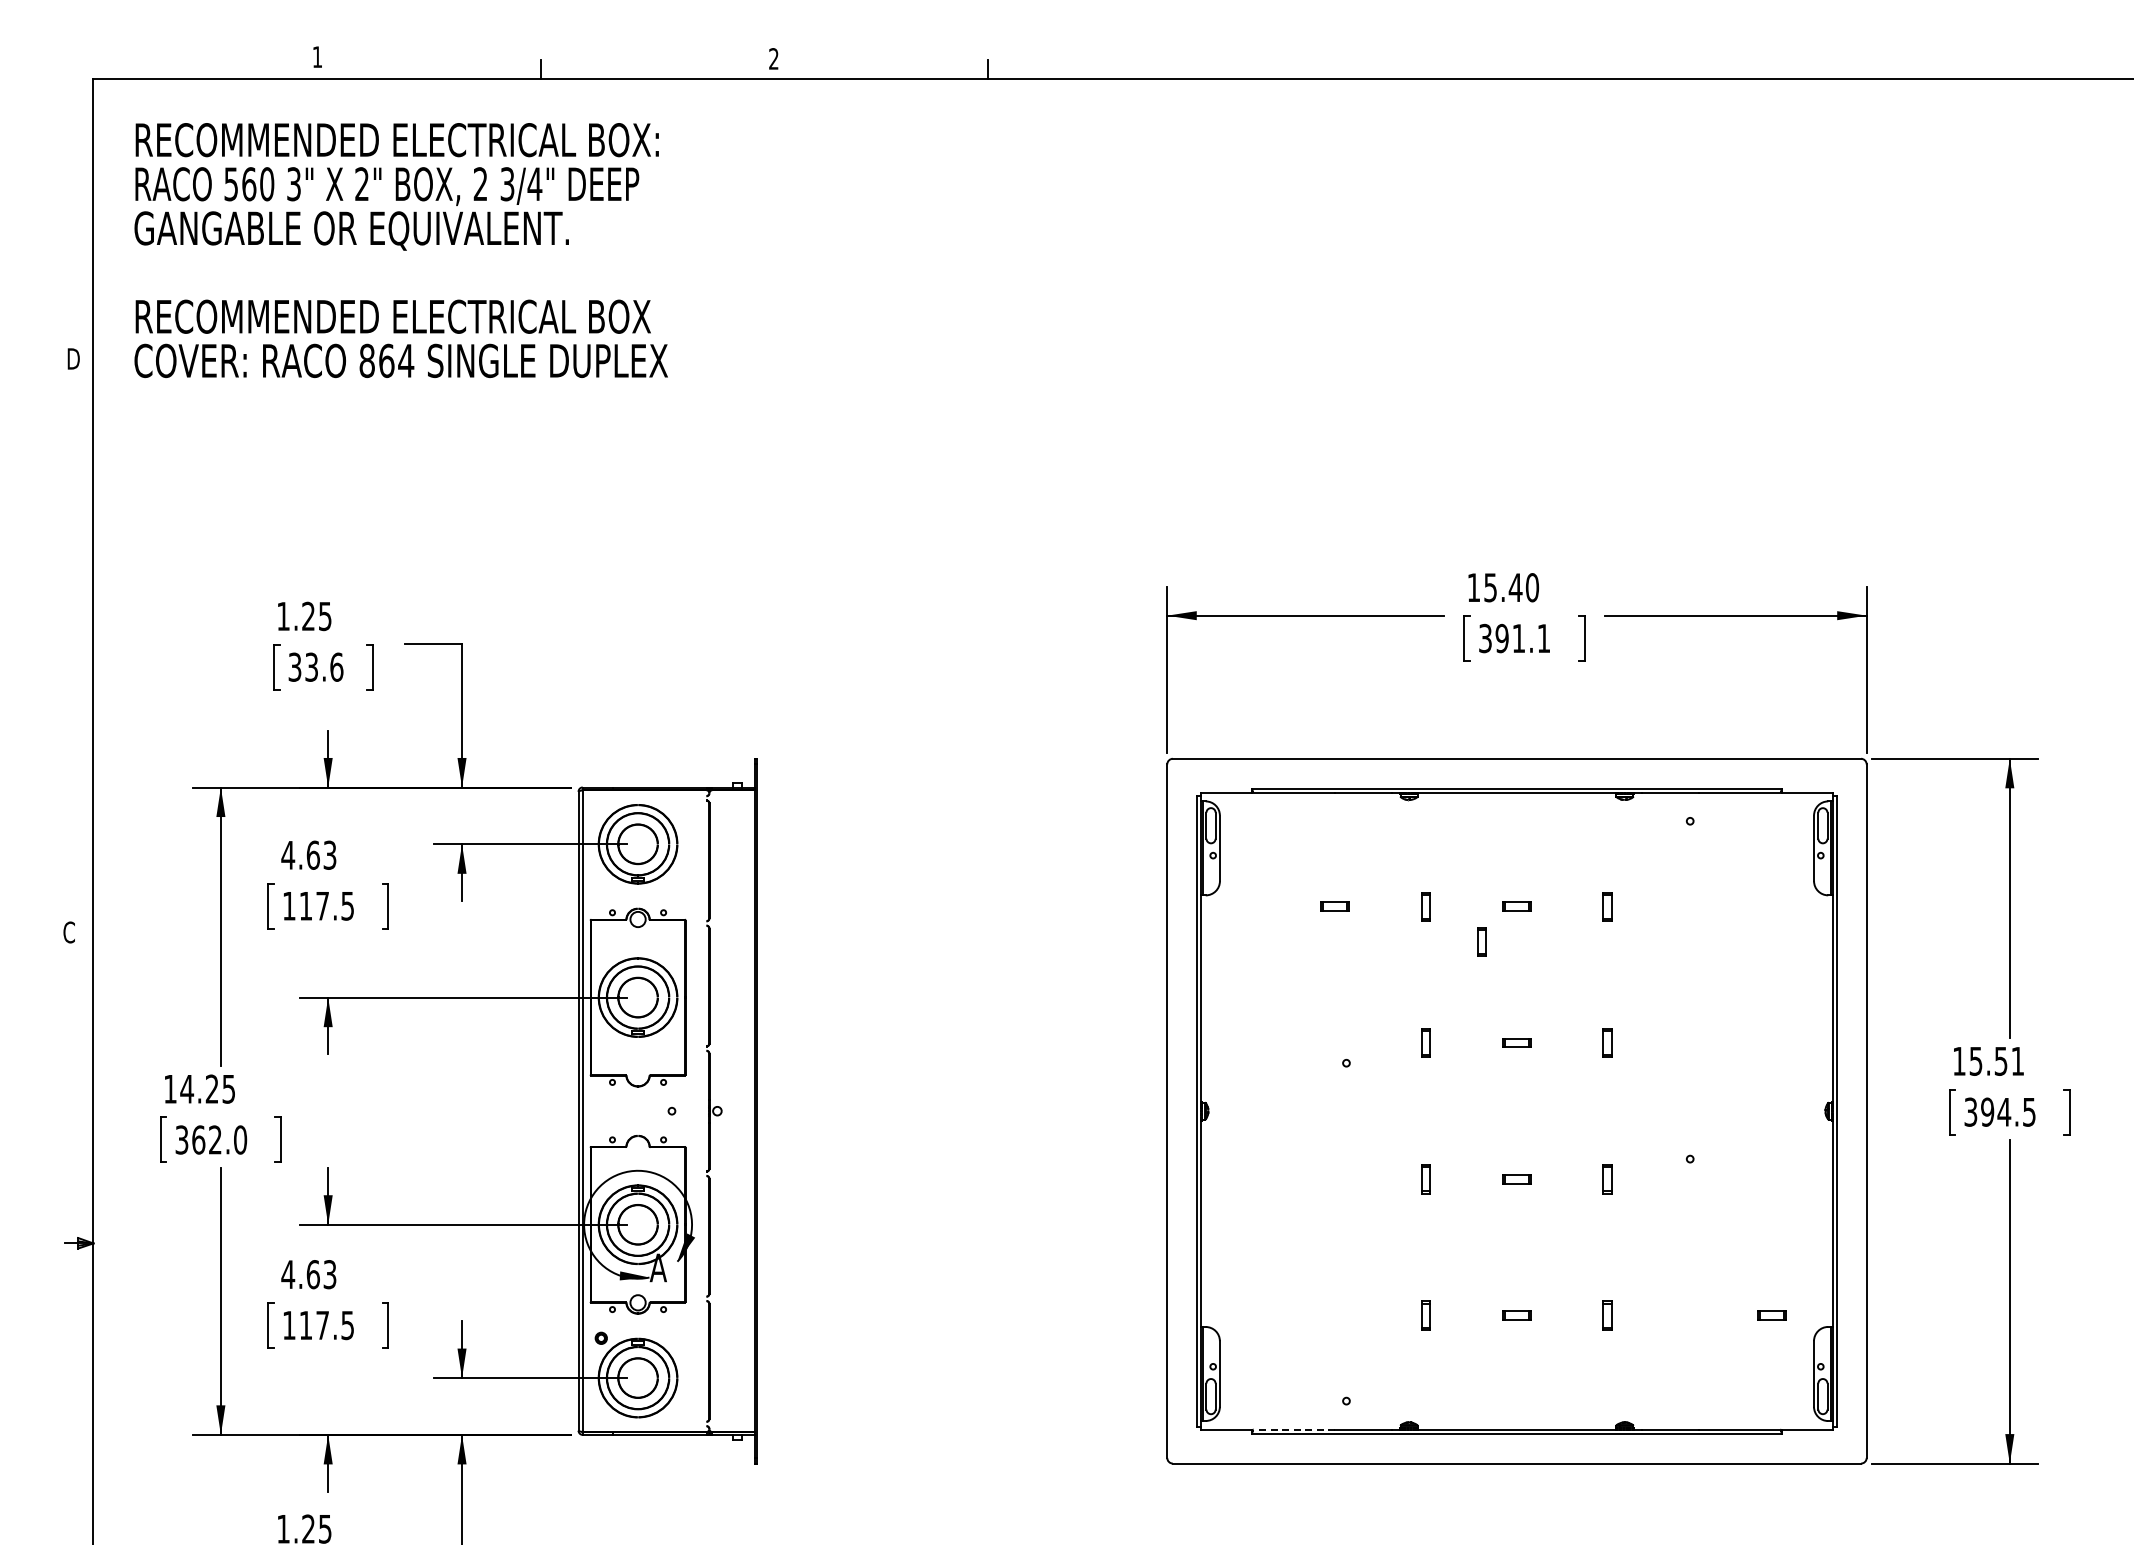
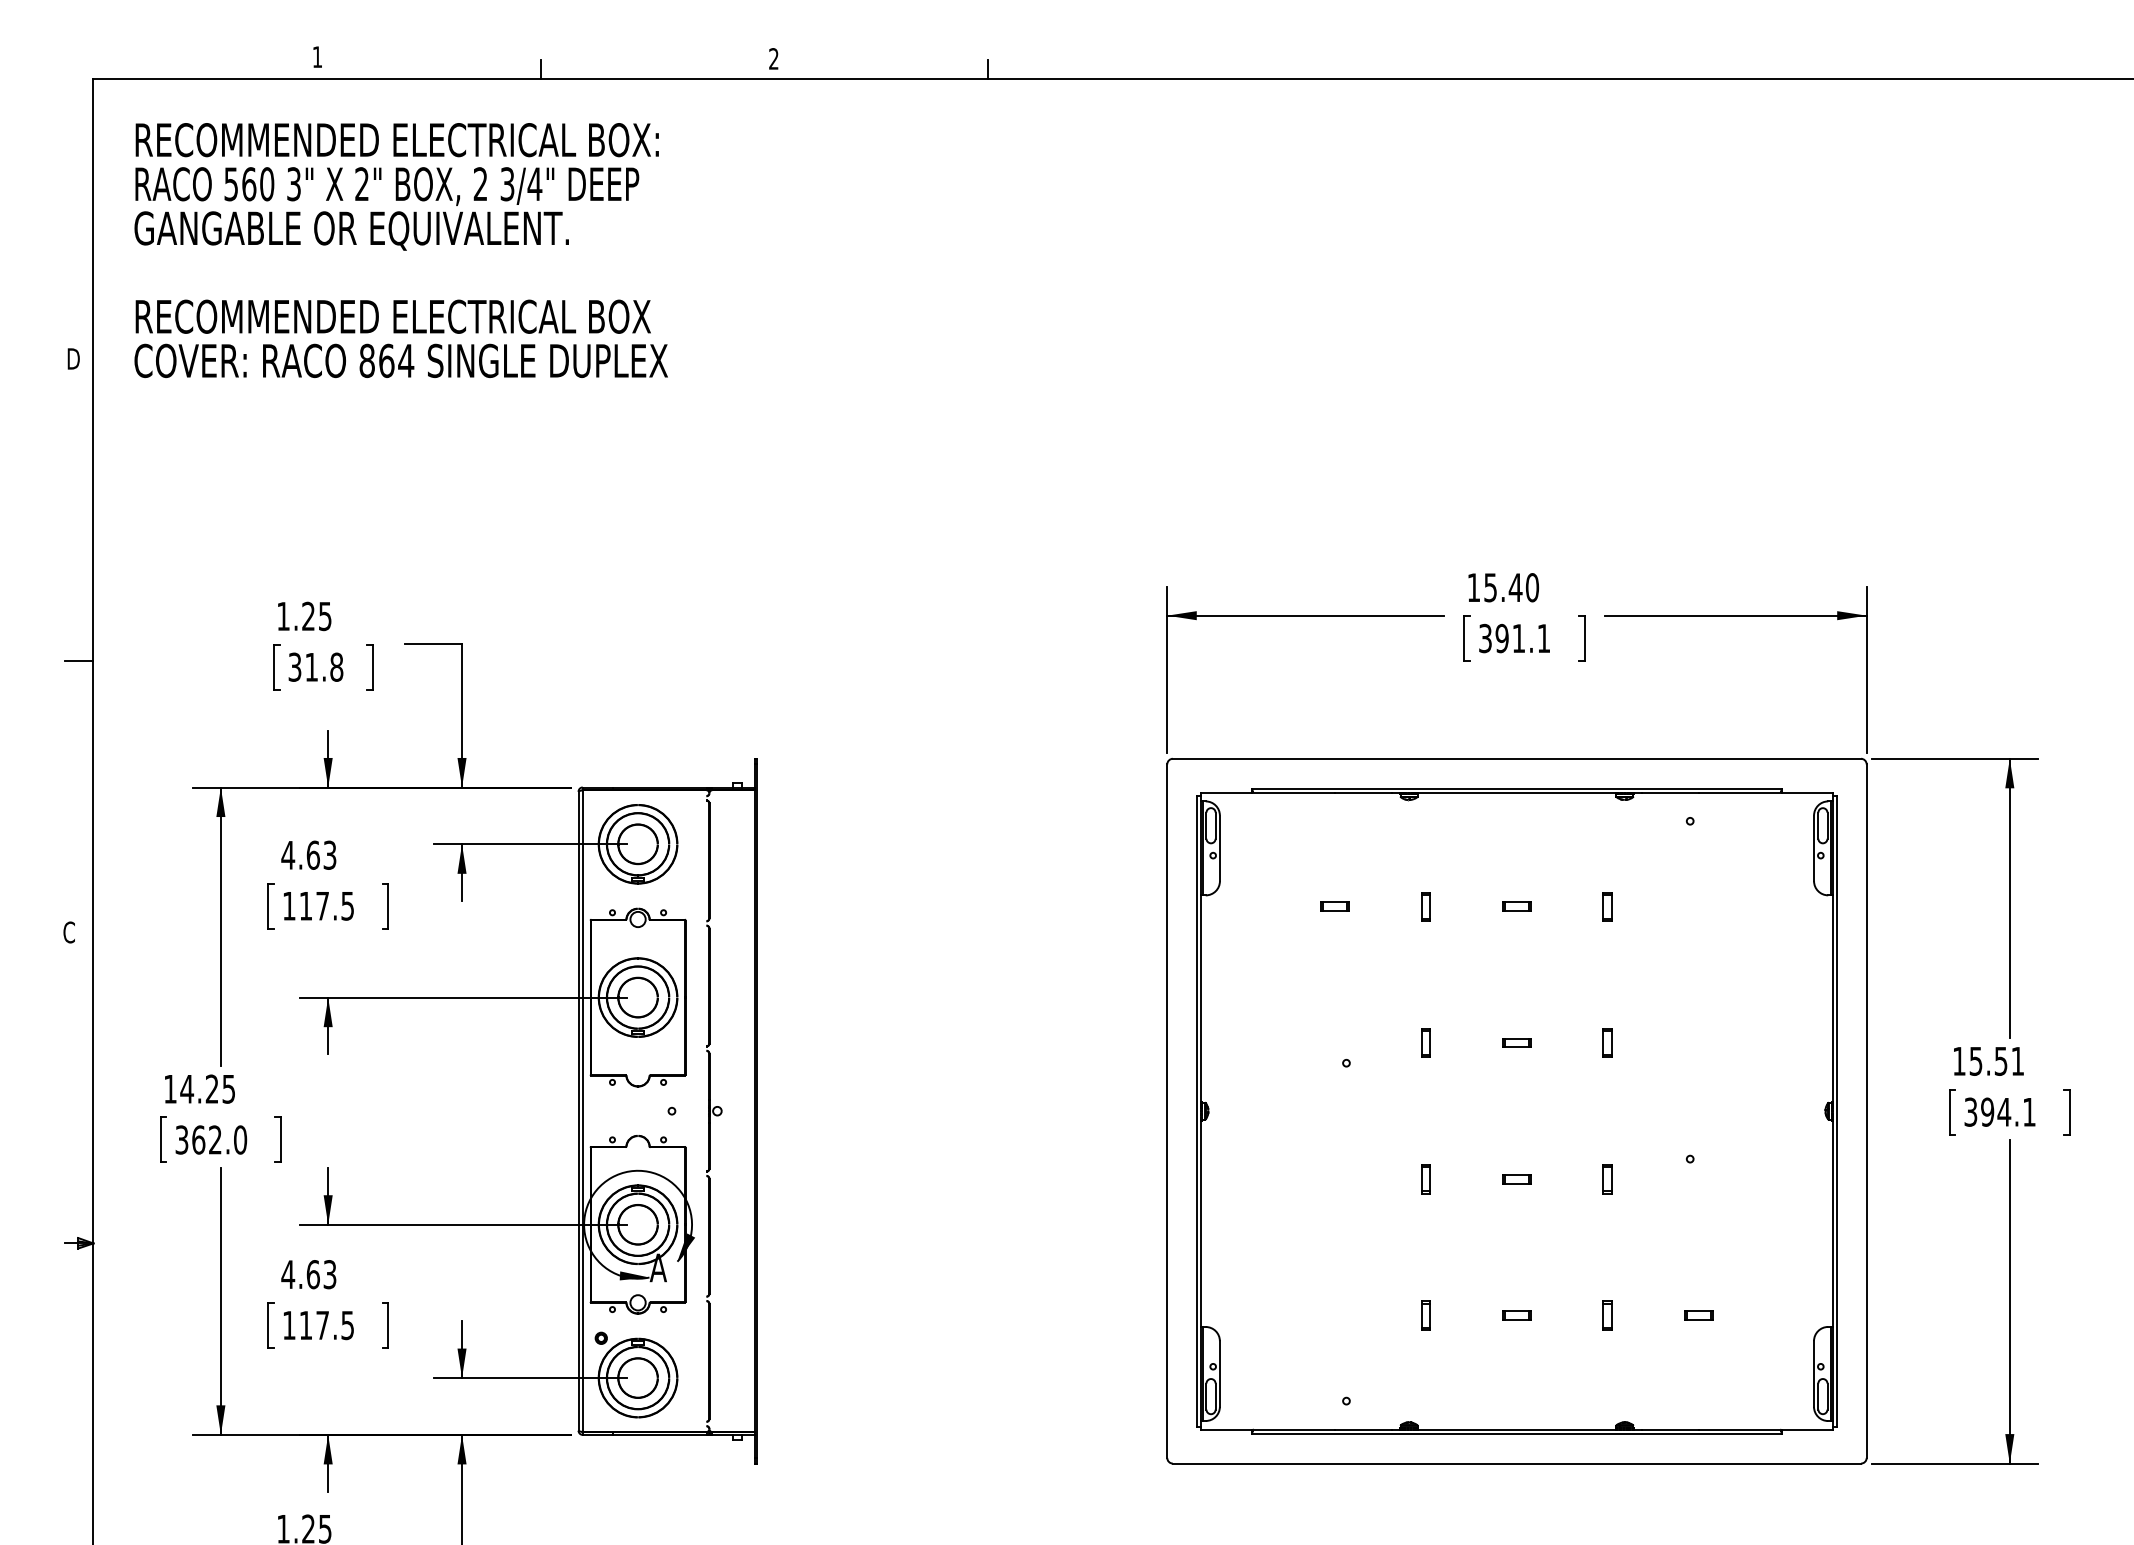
line: none -> present (79, 661)
text: 33.6 -> 31.8 (324, 666)
part: present -> none (1481, 941)
text: 394.5 -> 394.1 (2029, 1112)
part position: (1771, 1315) -> (1698, 1315) (1698, 1315)
line: dashed -> solid (1294, 1429)
